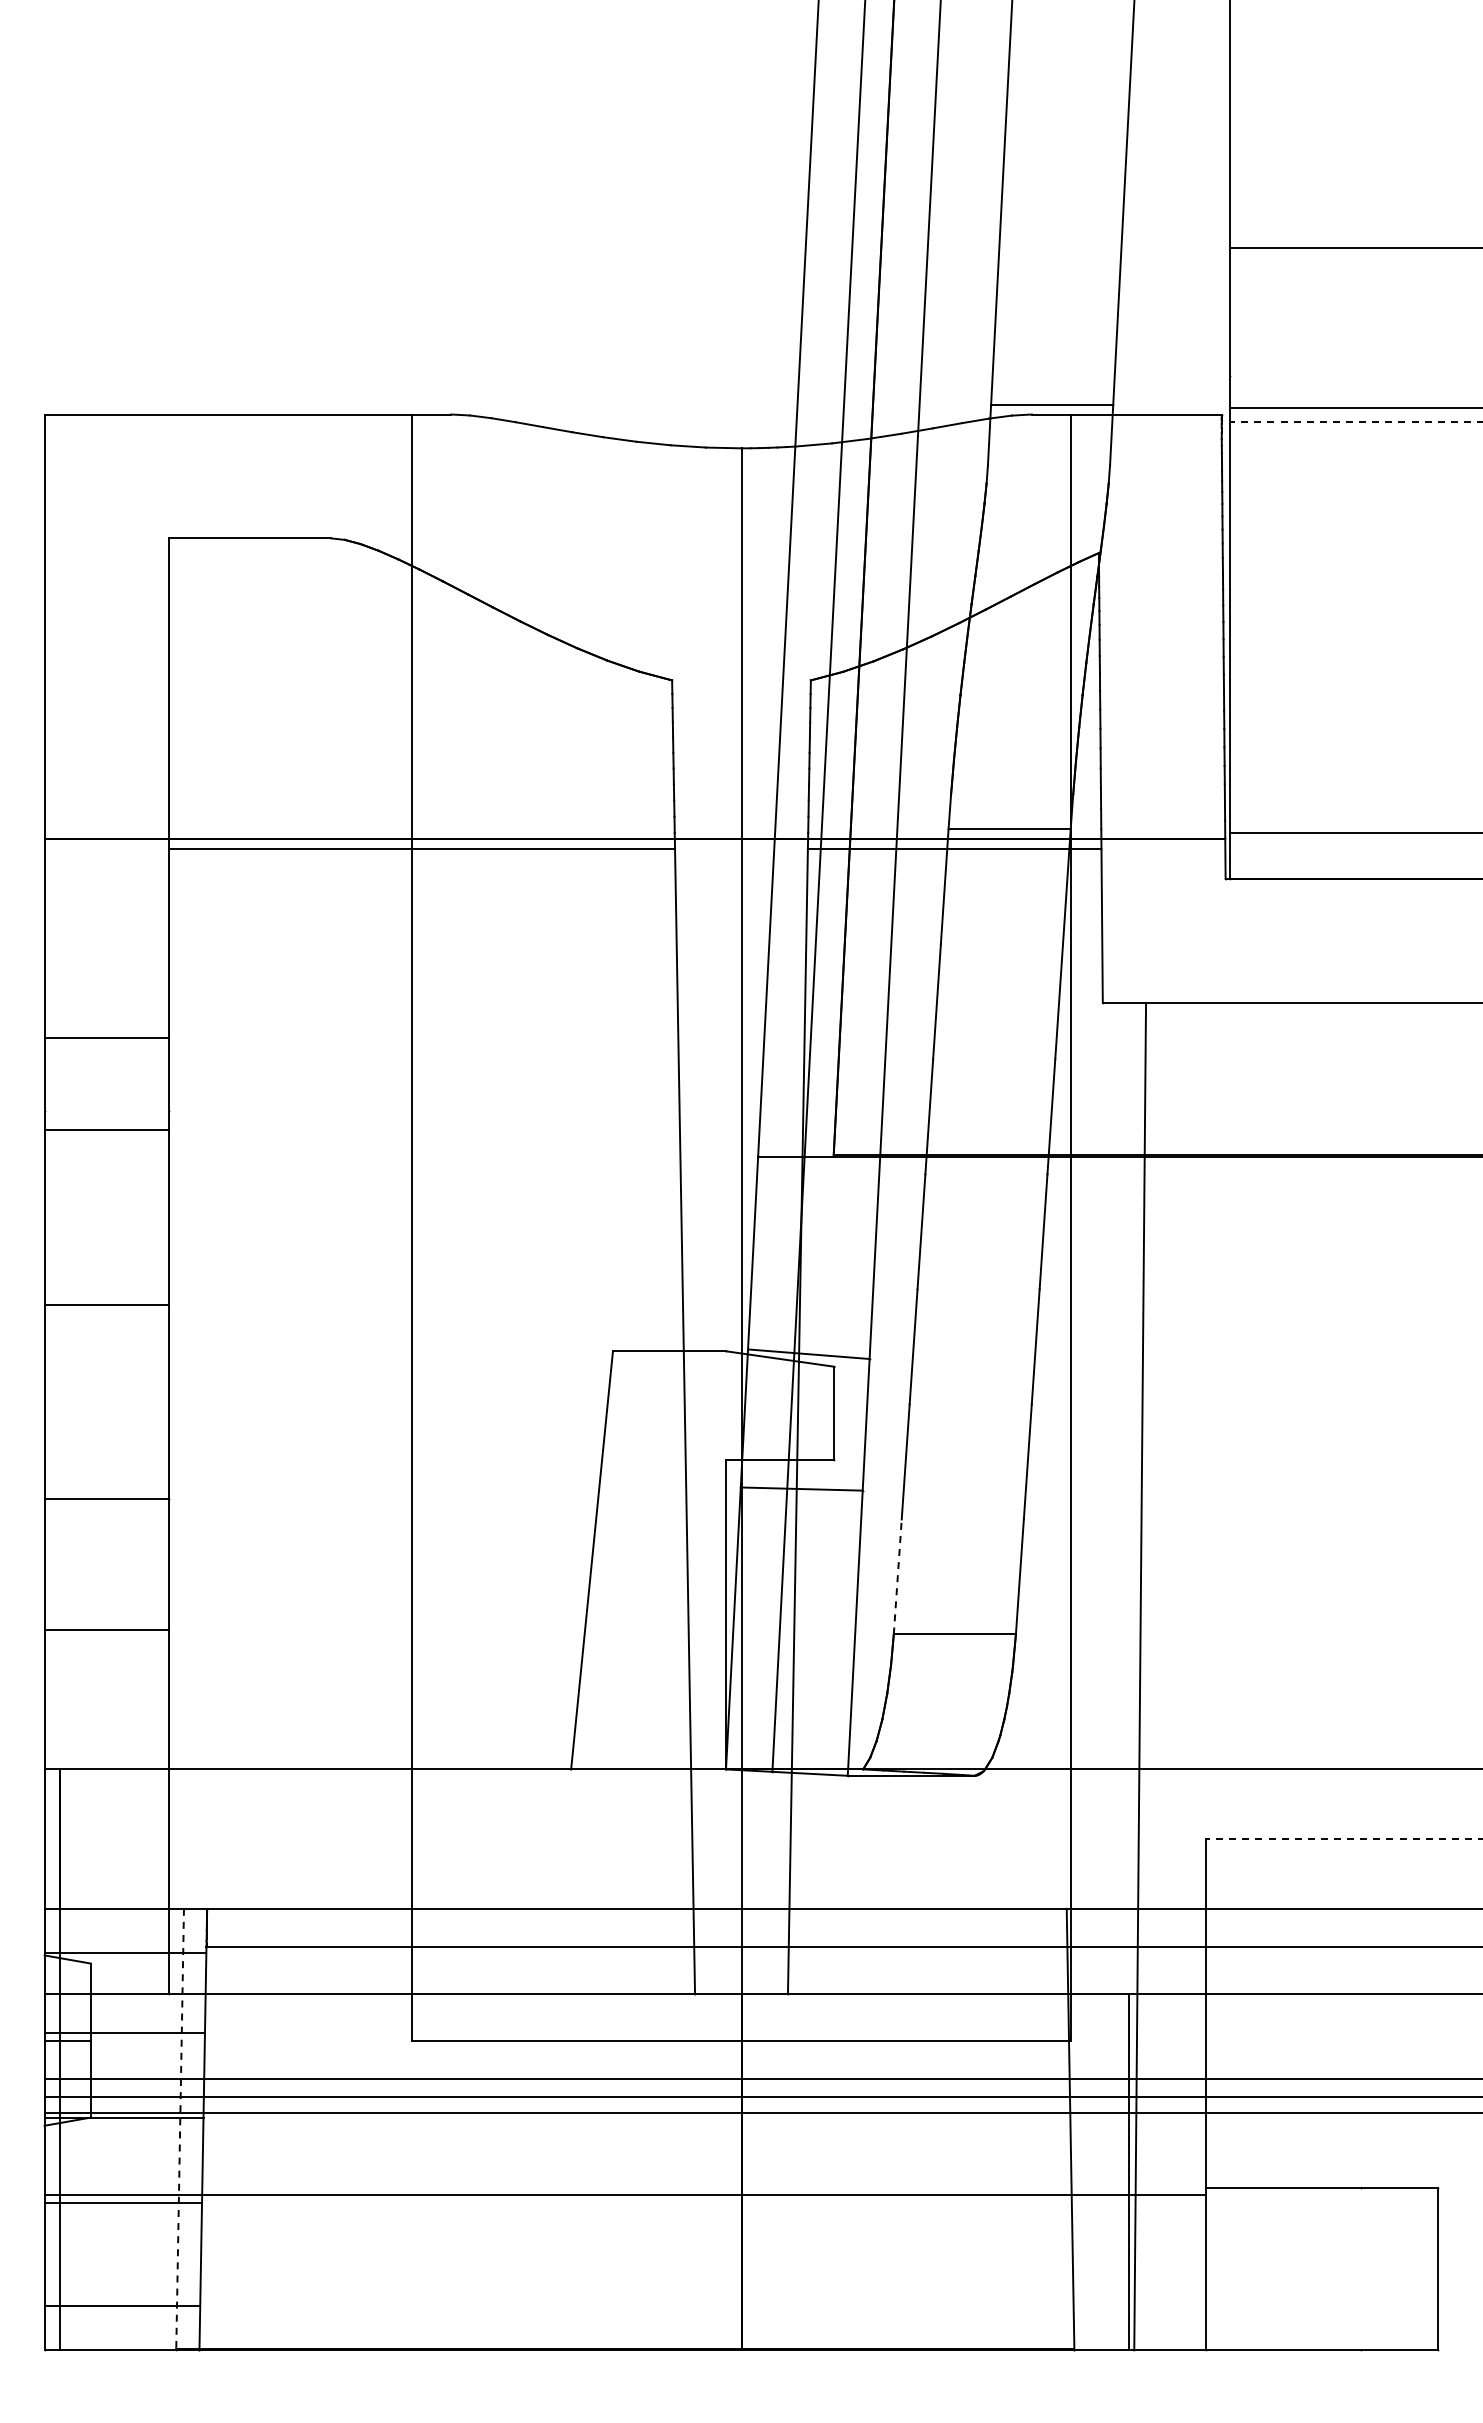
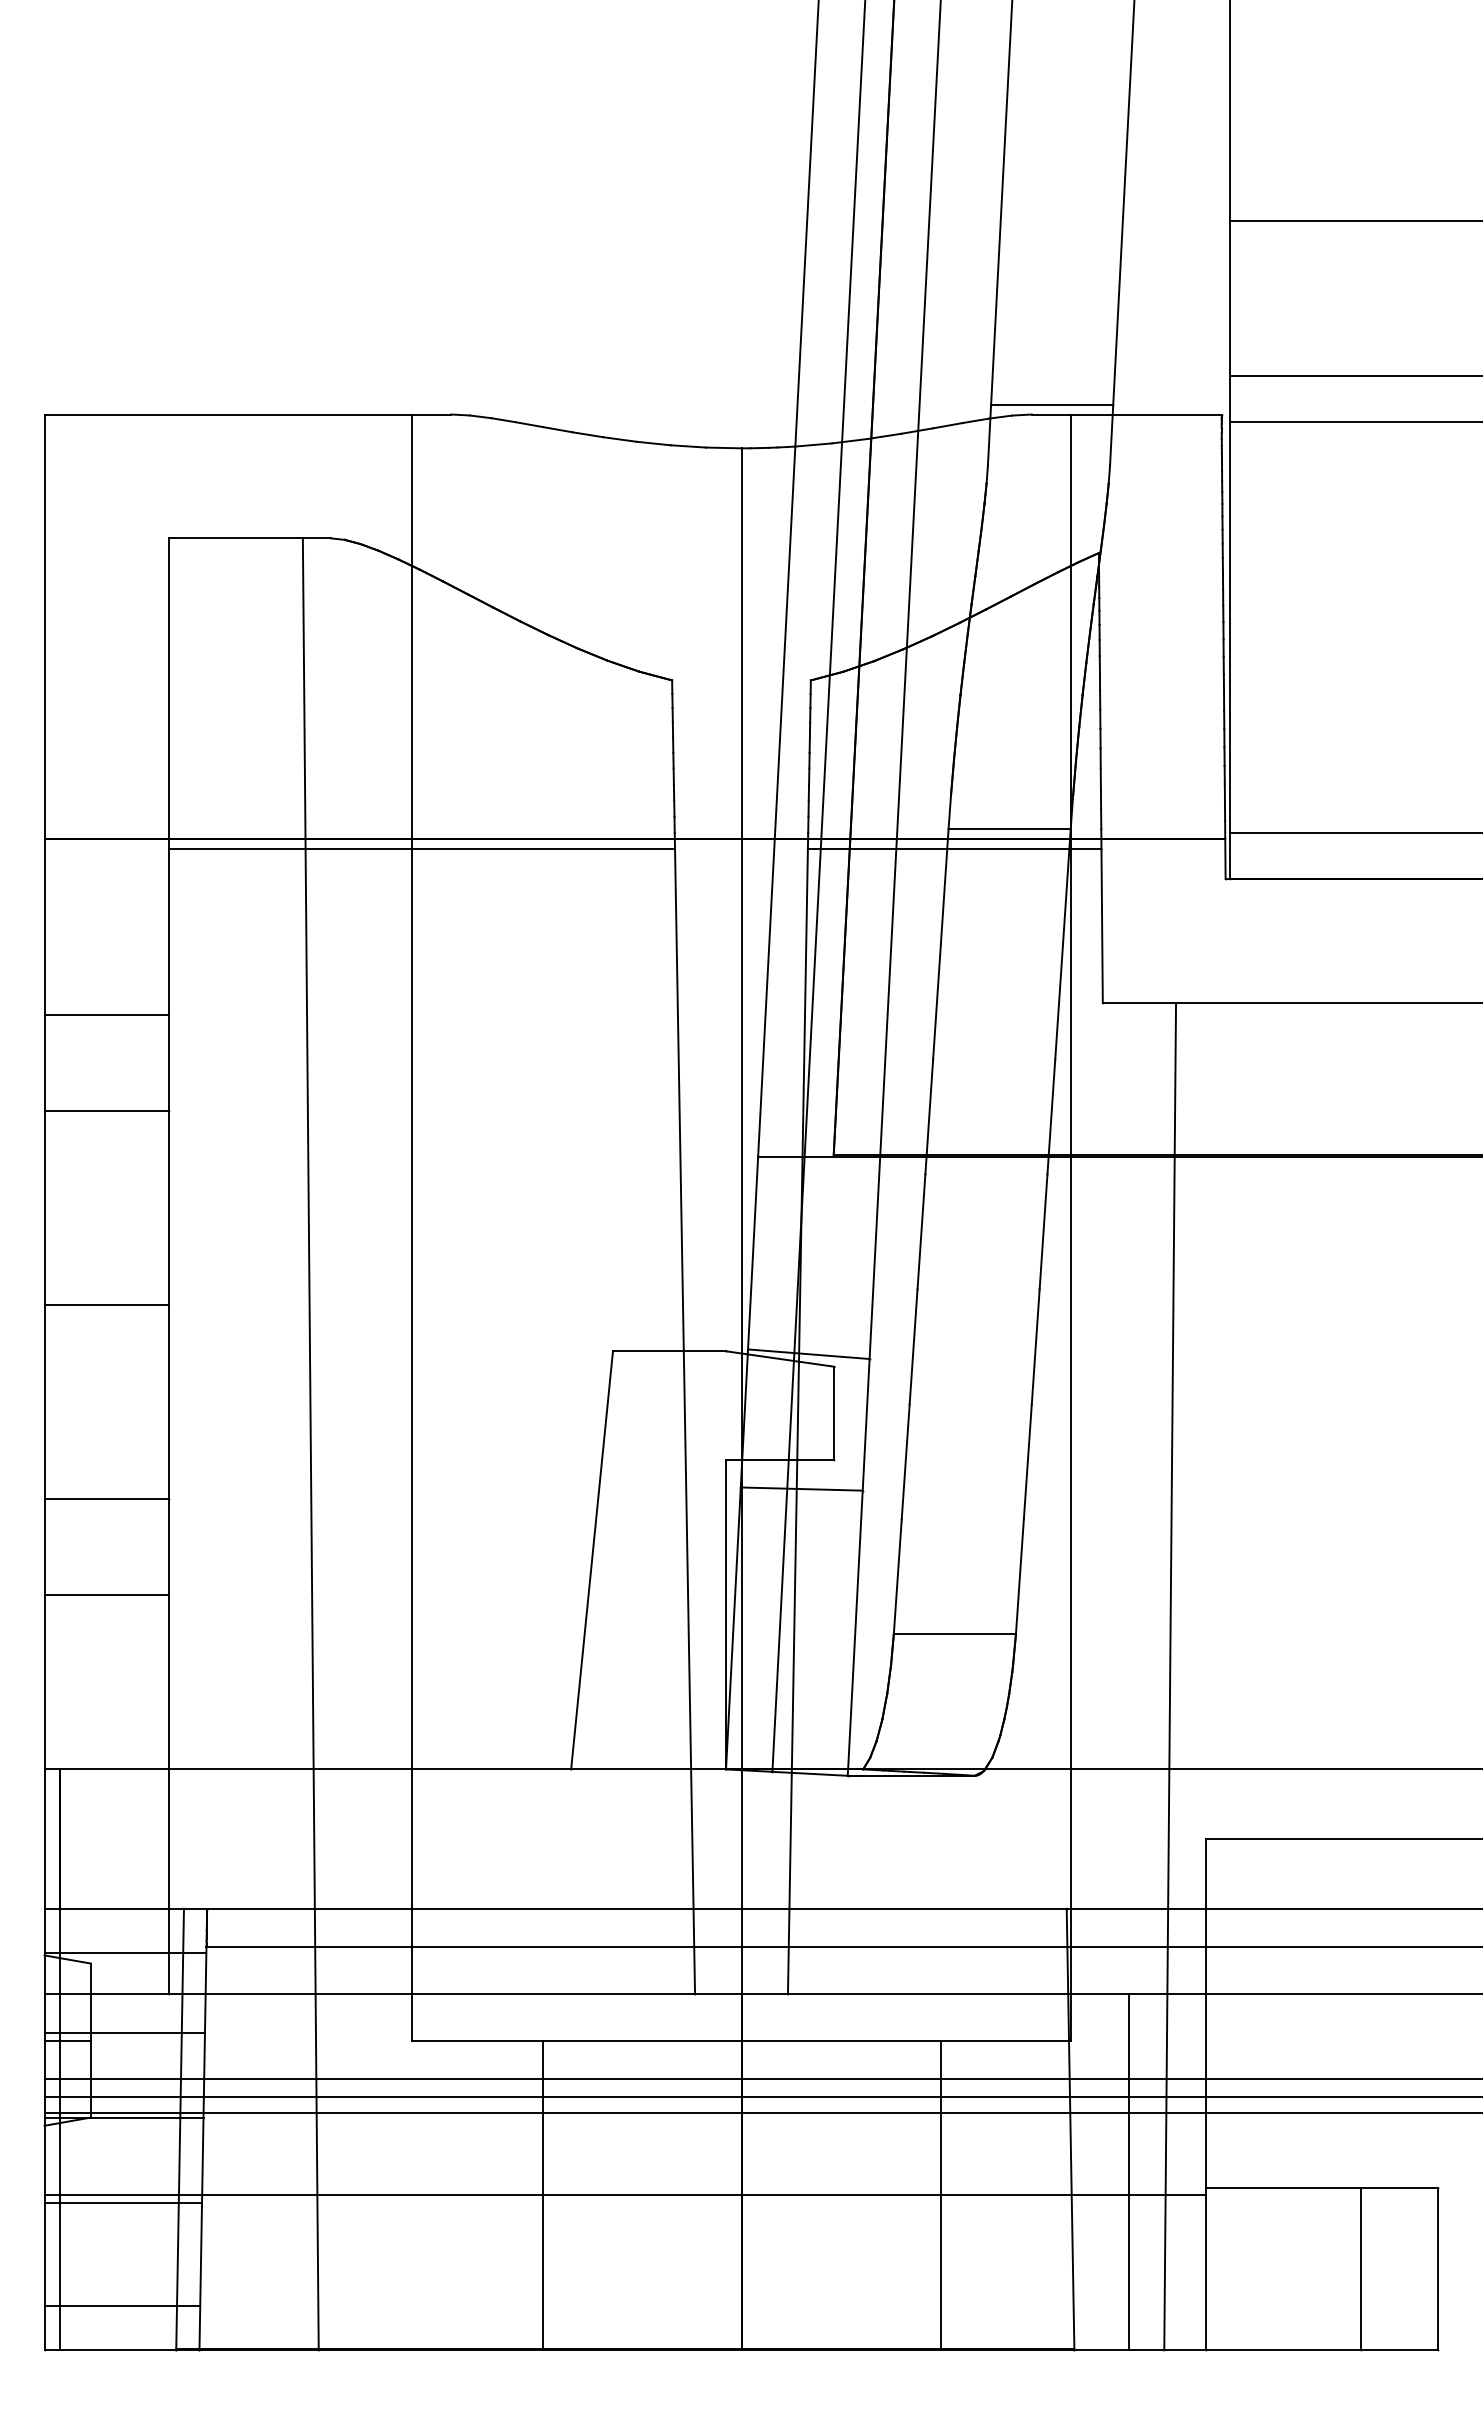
line position: (1354, 247) -> (1354, 220) (1354, 220)
line position: (1354, 407) -> (1354, 375) (1354, 375)
line: dashed -> solid (1355, 422)
line position: (106, 1037) -> (106, 1014) (106, 1014)
line position: (106, 1130) -> (106, 1111) (106, 1111)
line: none -> present (310, 1444)
line: dashed -> solid (897, 1576)
line position: (106, 1630) -> (106, 1595) (106, 1595)
line position: (1140, 1676) -> (1170, 1676) (1170, 1676)
line: dashed -> solid (1344, 1839)
line: dashed -> solid (180, 2129)
line: none -> present (542, 2195)
line: none -> present (940, 2195)
line: none -> present (1360, 2268)
